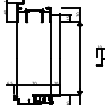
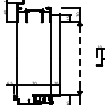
line: solid -> dashed (79, 58)
